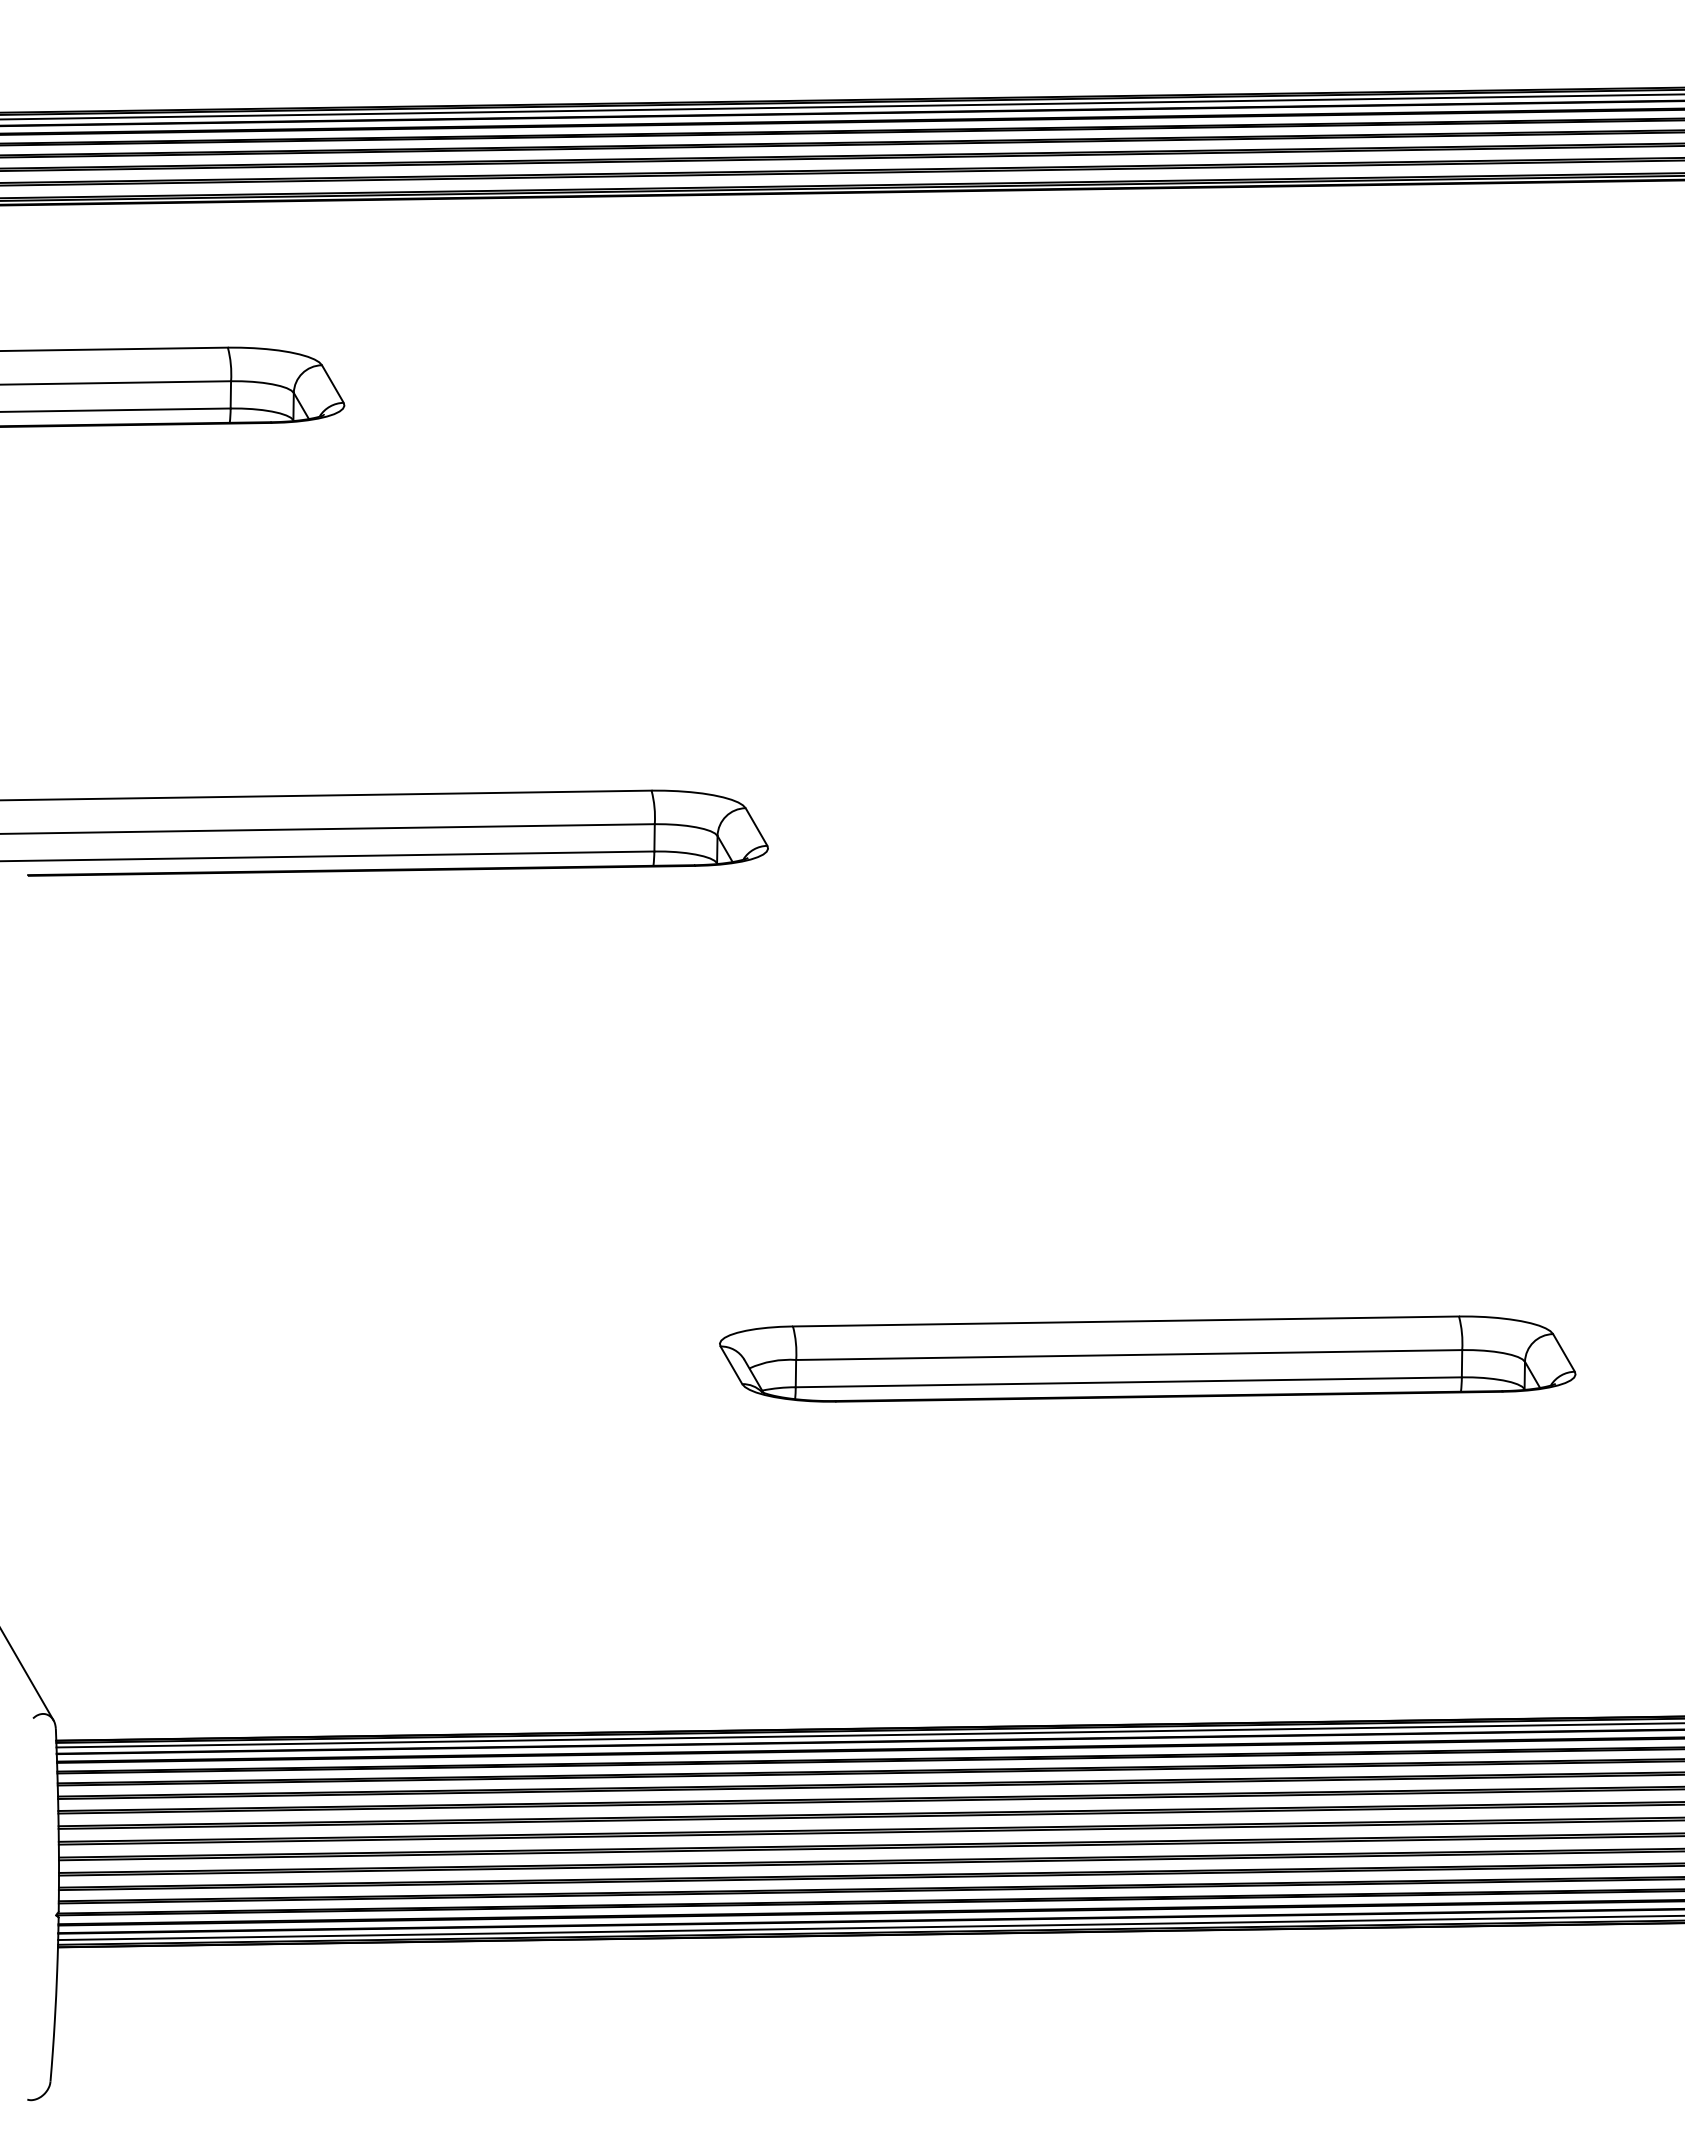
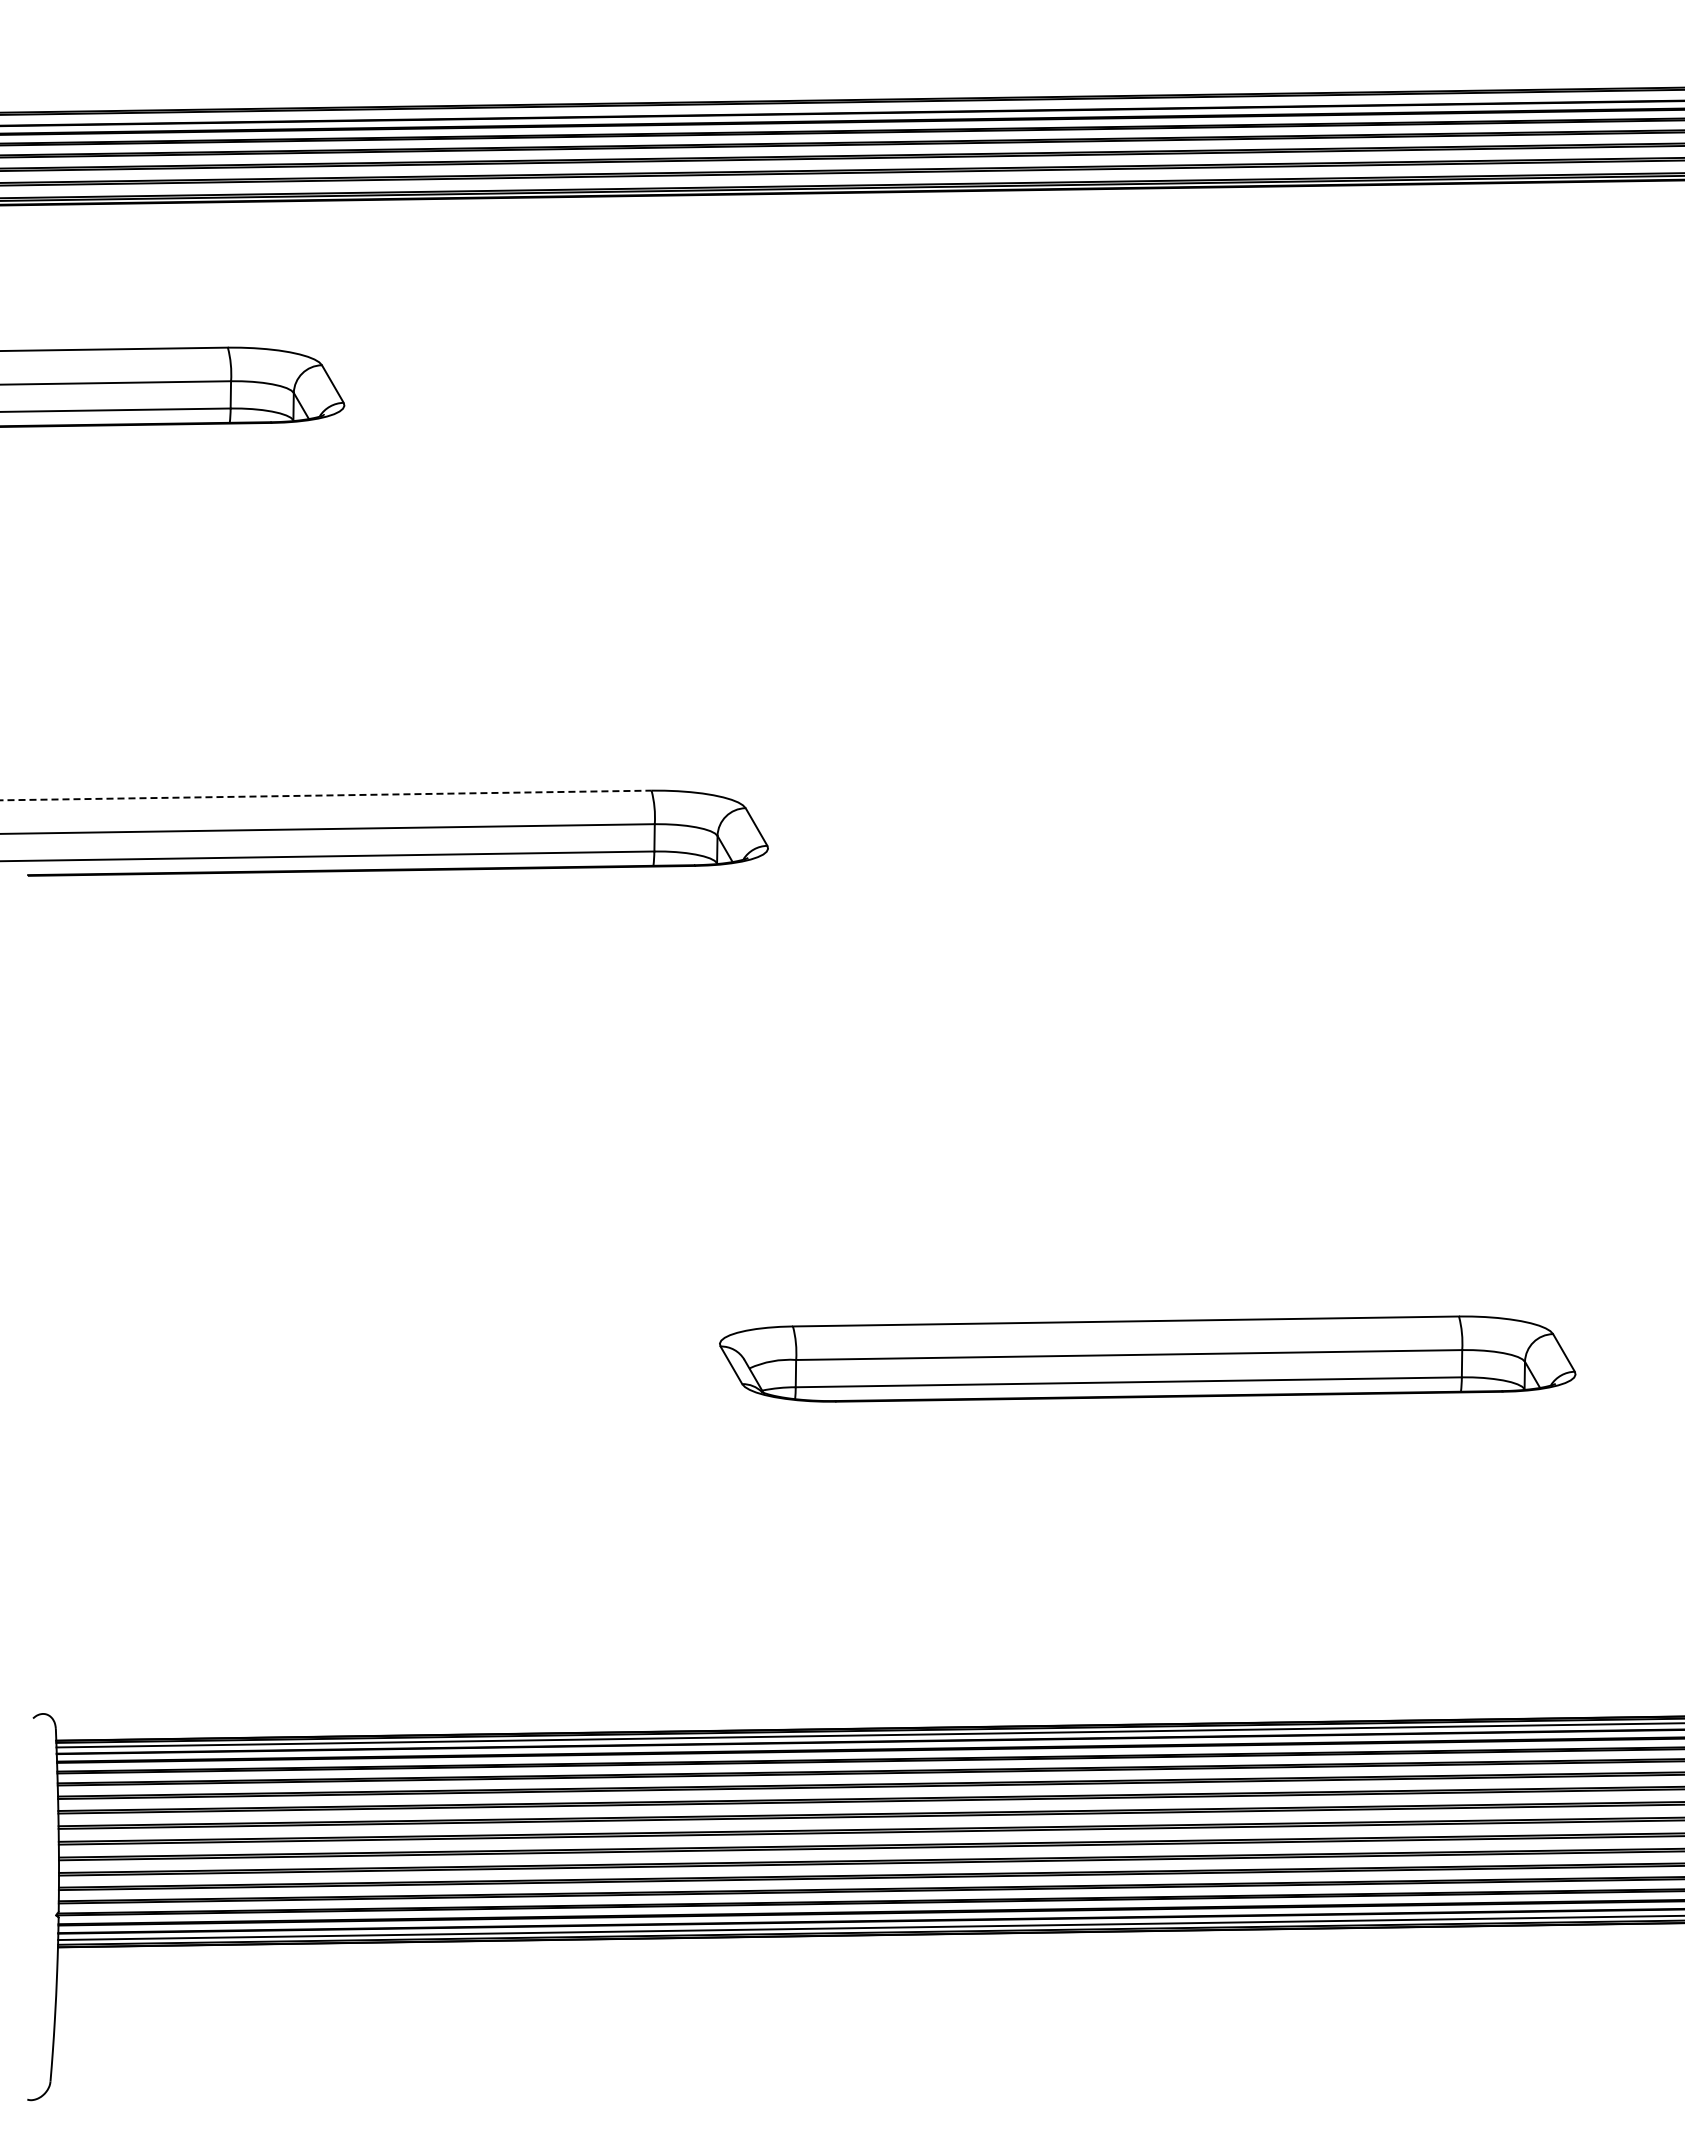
line: present -> none (841, 106)
line: solid -> dashed (326, 795)
line: present -> none (27, 1675)
